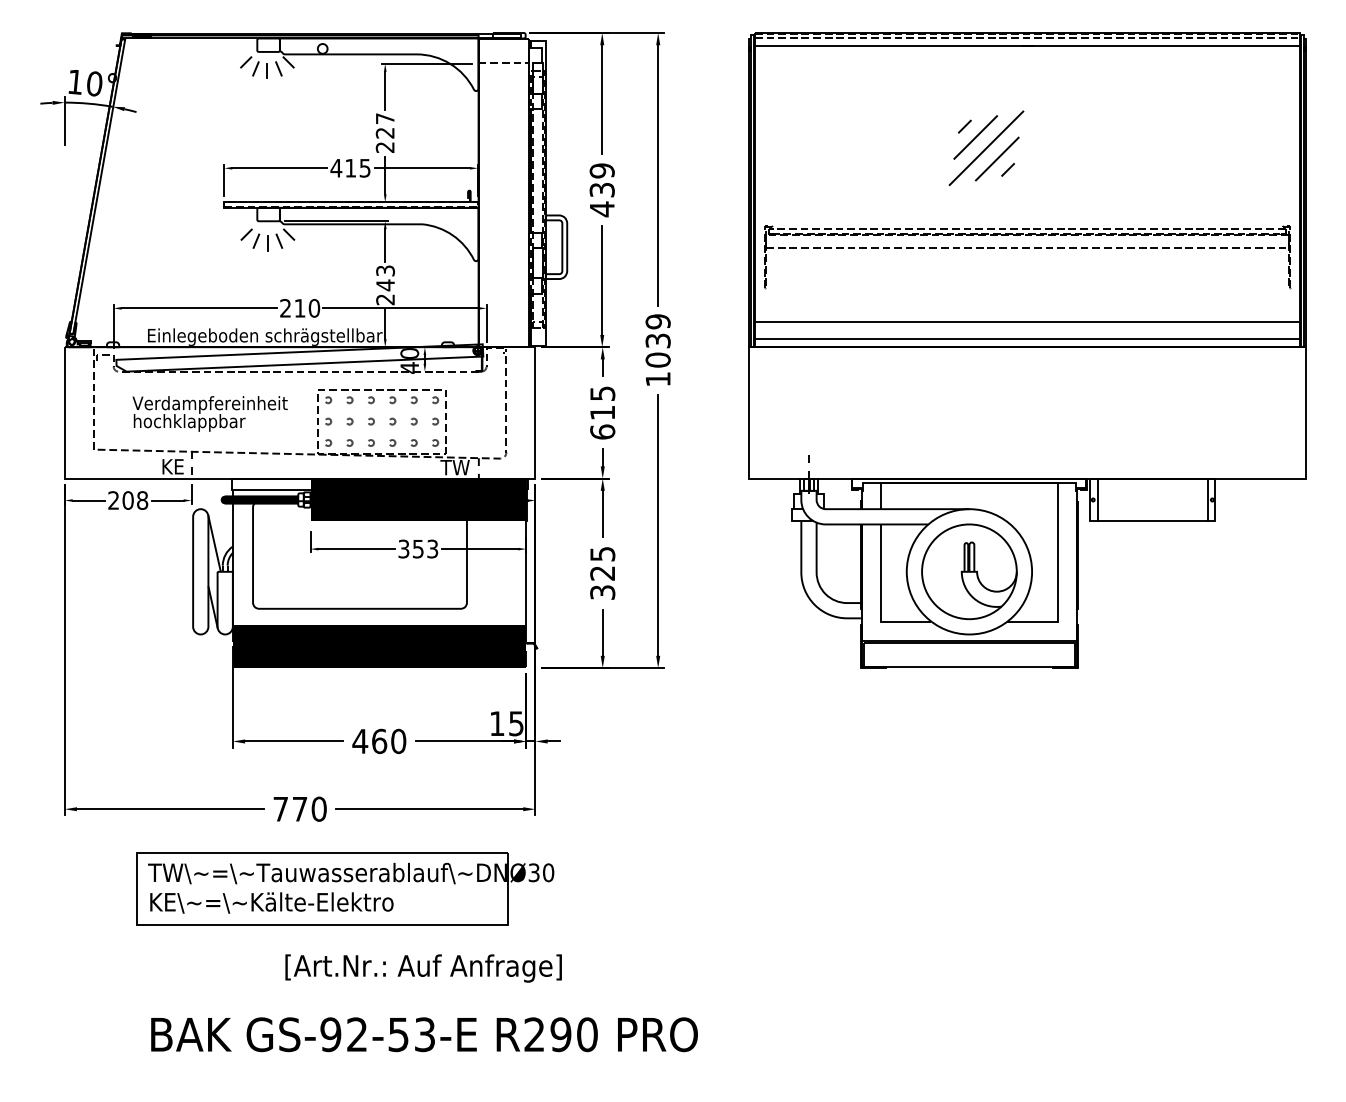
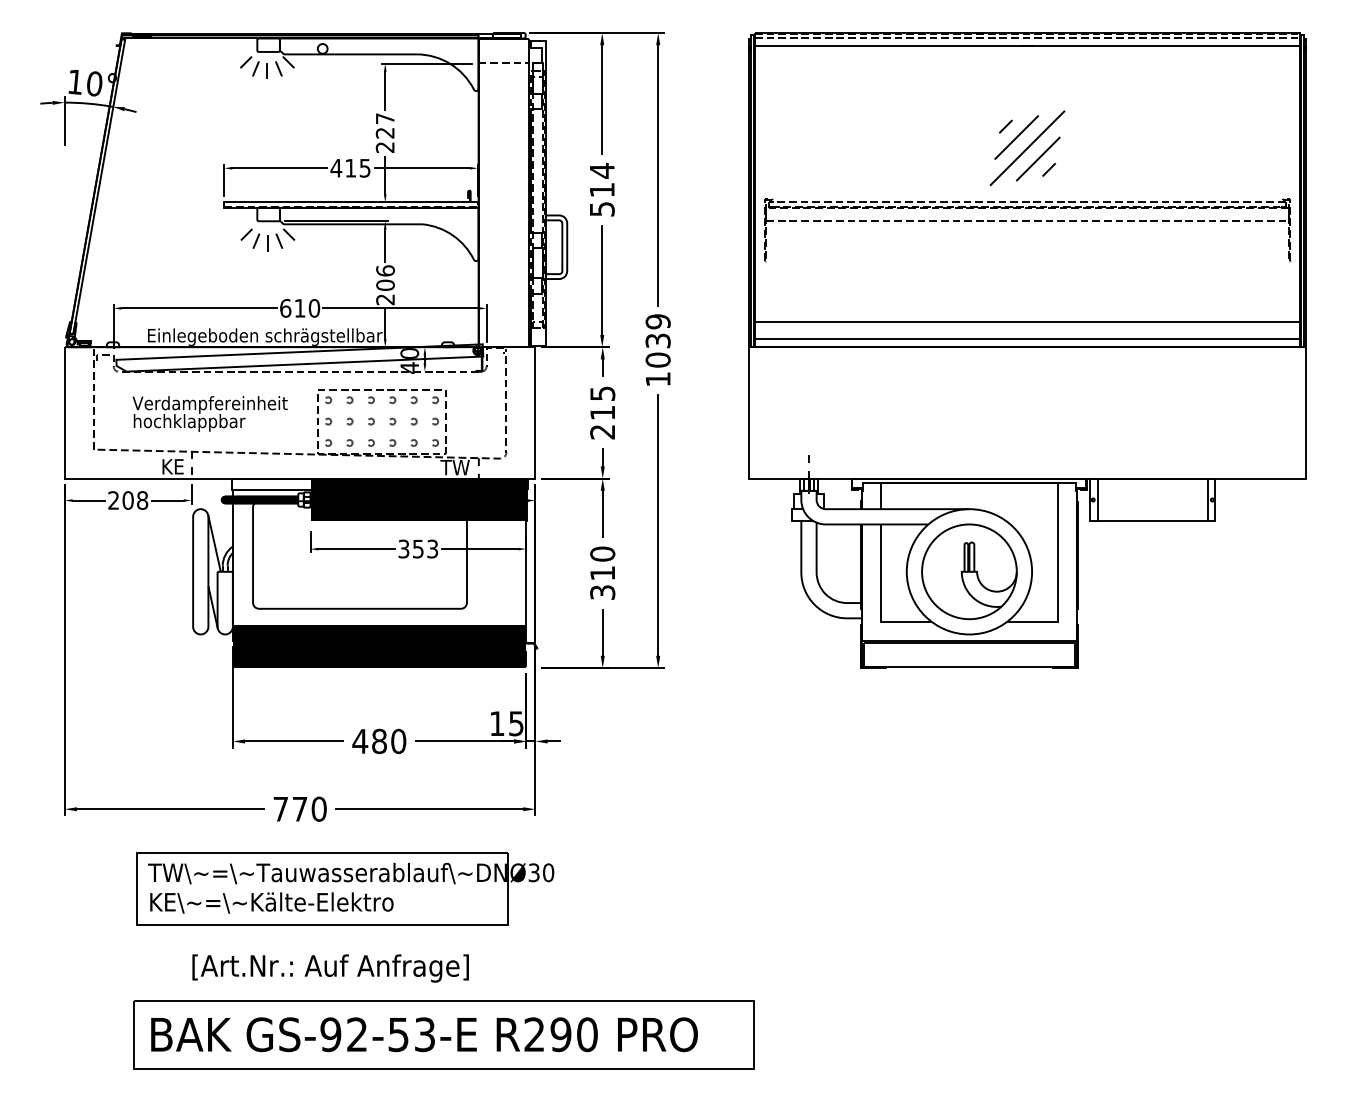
part position: (986, 148) -> (1027, 148) (1027, 148)
text: 439 -> 514 (601, 190)
part position: (1027, 248) -> (1027, 221) (1027, 221)
text: 243 -> 206 (385, 278)
text: 210 -> 610 (285, 308)
text: 615 -> 215 (602, 431)
text: 325 -> 310 (602, 563)
text: 460 -> 480 (379, 740)
text position: (423, 968) -> (330, 968) (330, 968)
part: none -> present (443, 1034)
